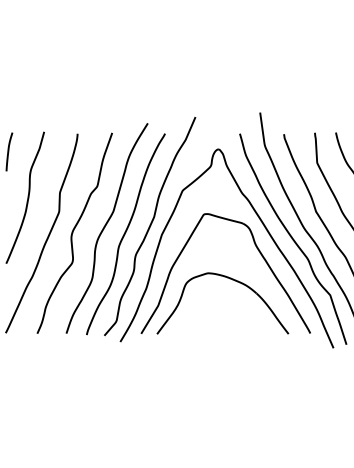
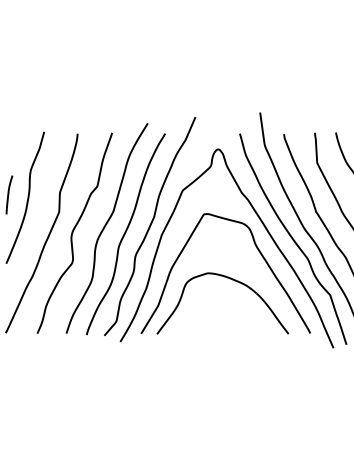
curve position: (9, 151) -> (9, 194) (9, 194)
